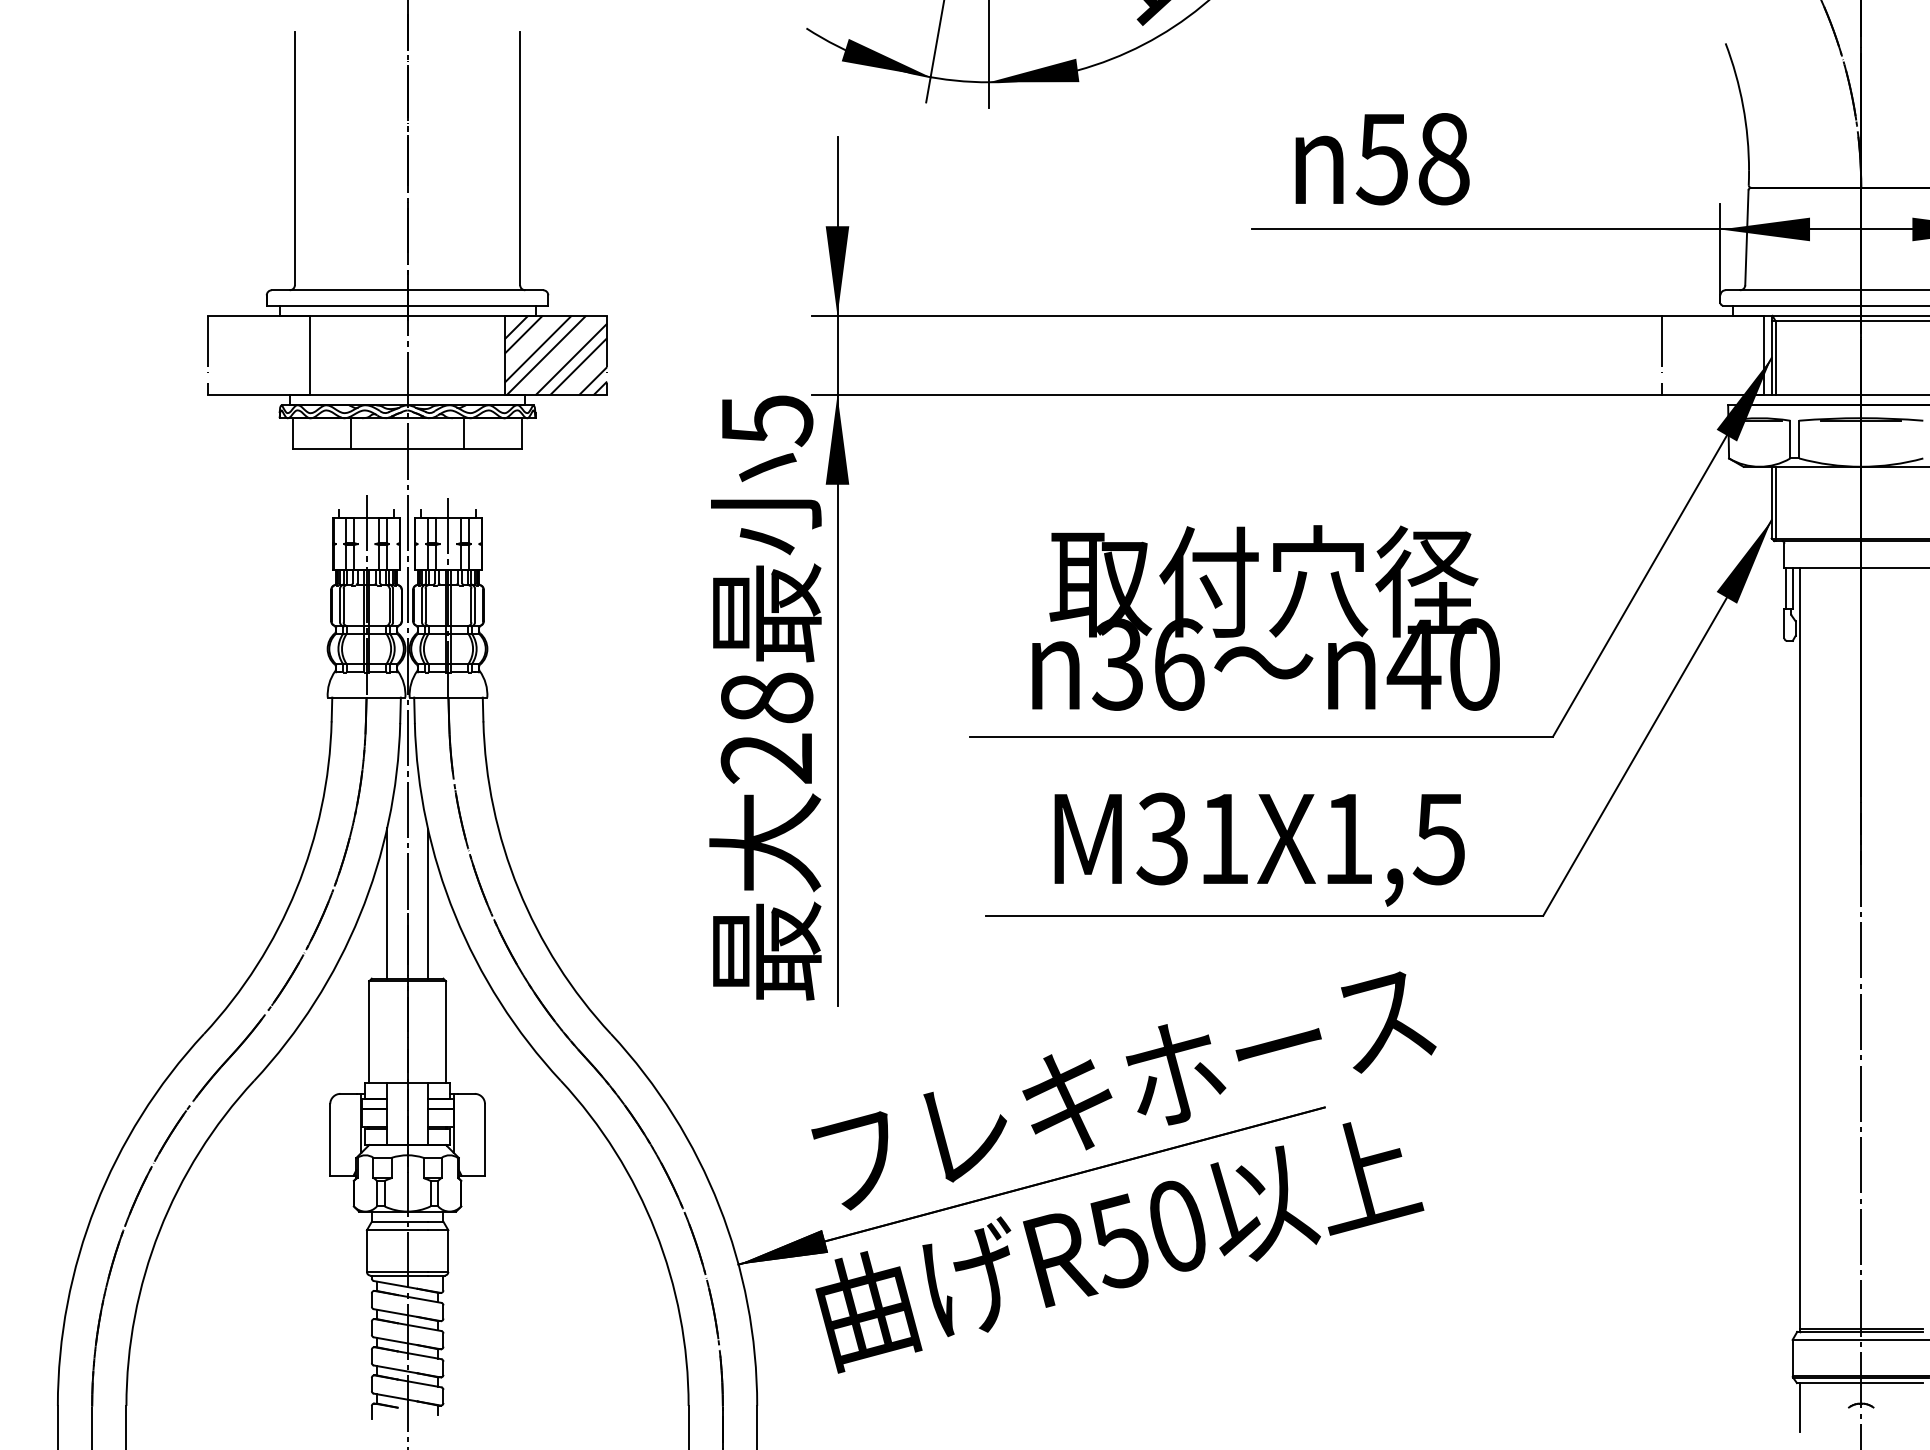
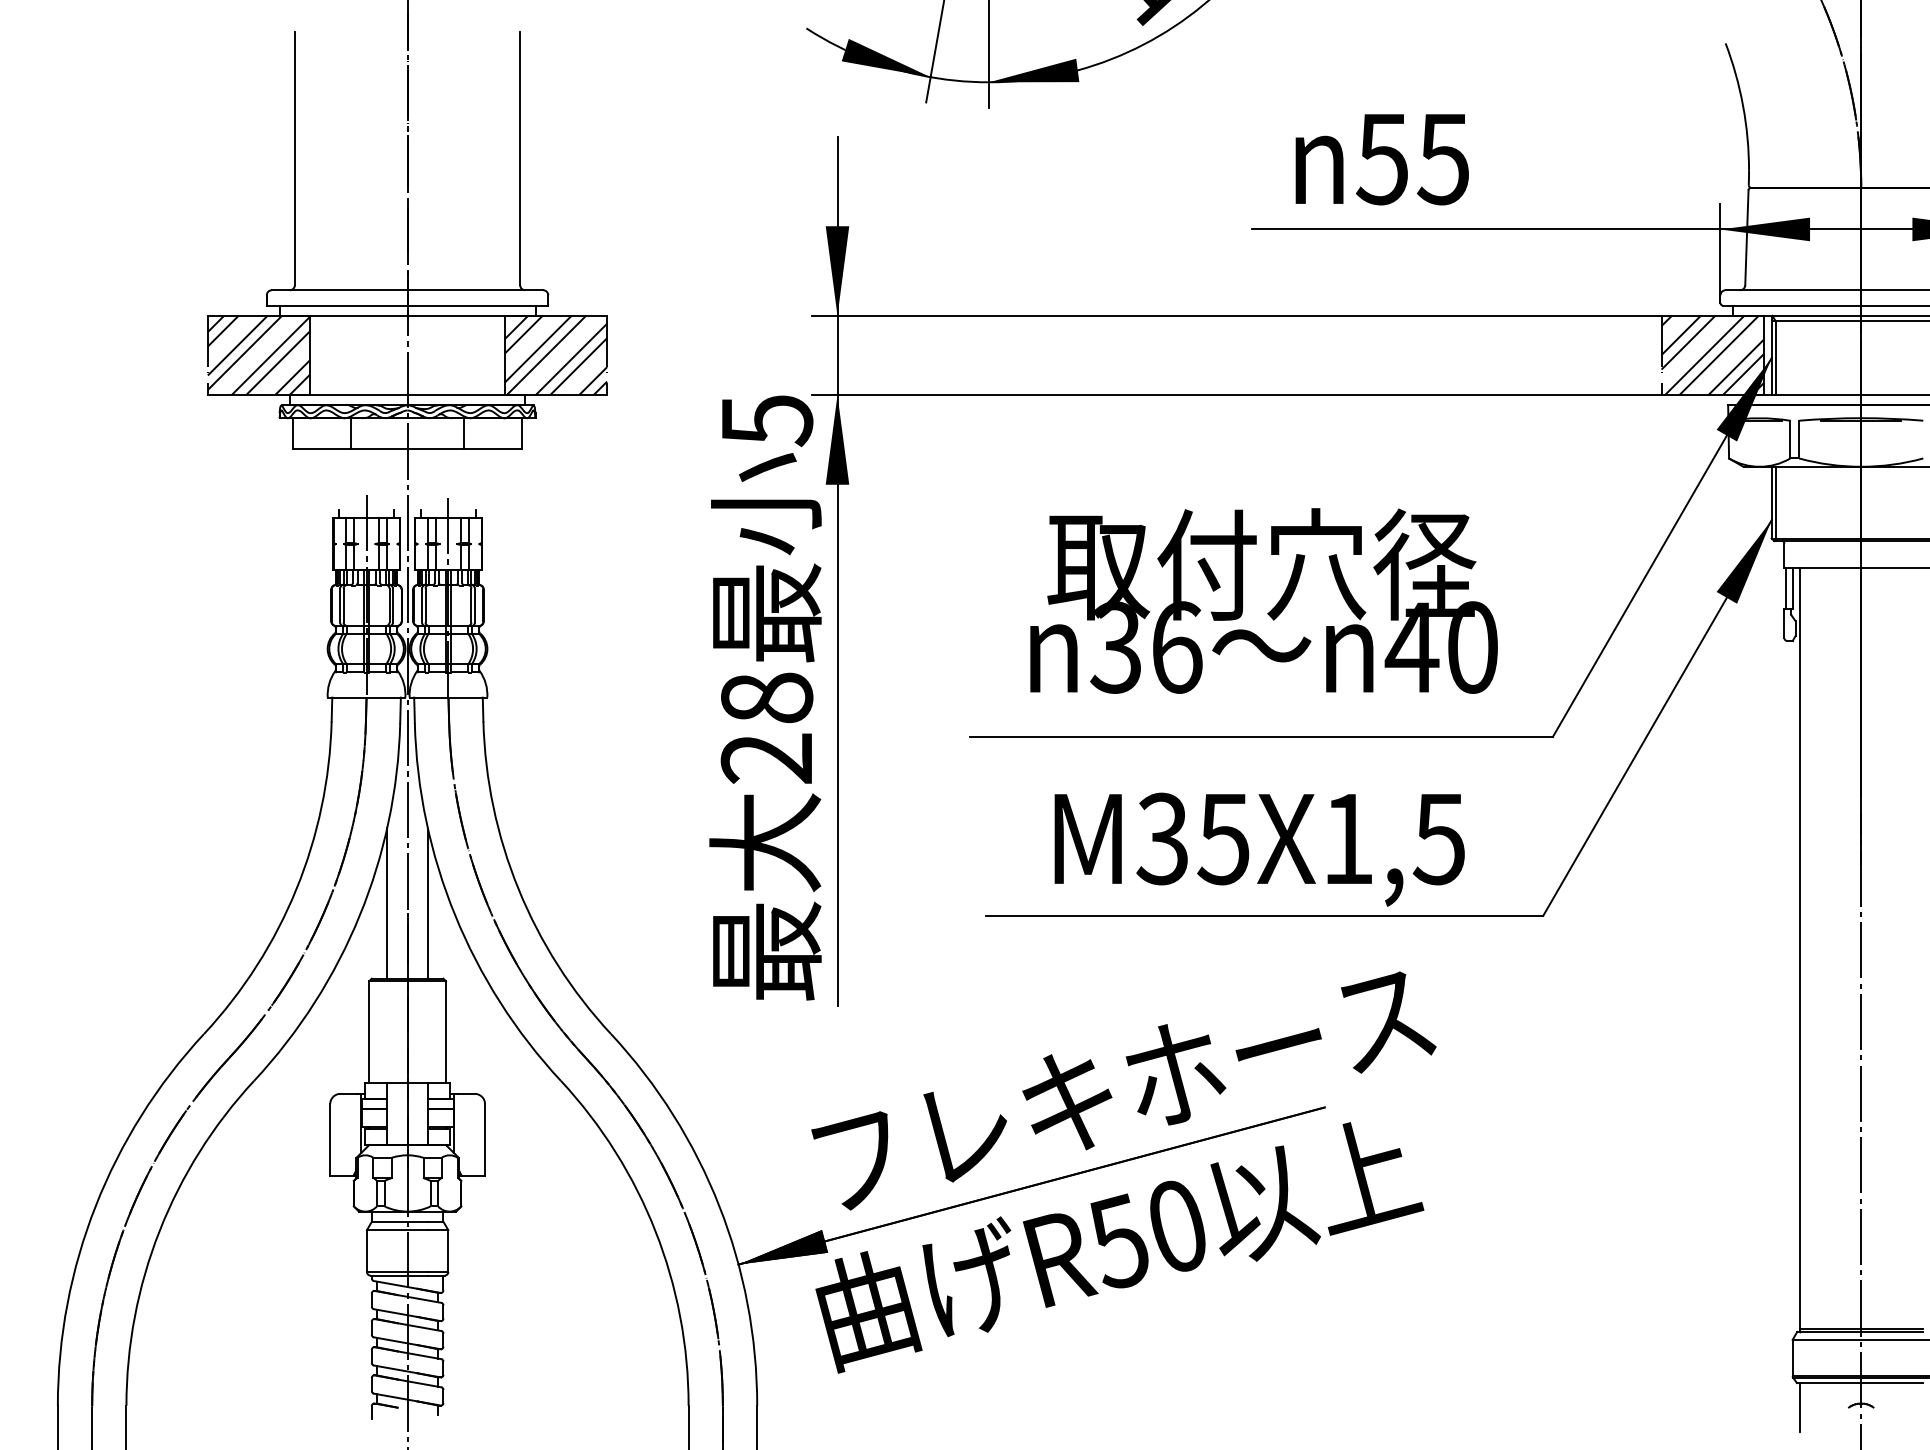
text: 58 -> 55 (1443, 159)
hatch: none -> present (258, 355)
hatch: none -> present (1712, 355)
text position: (1265, 617) -> (1263, 600) (1263, 600)
text: M31X1,5 -> M35X1,5 (1223, 839)
